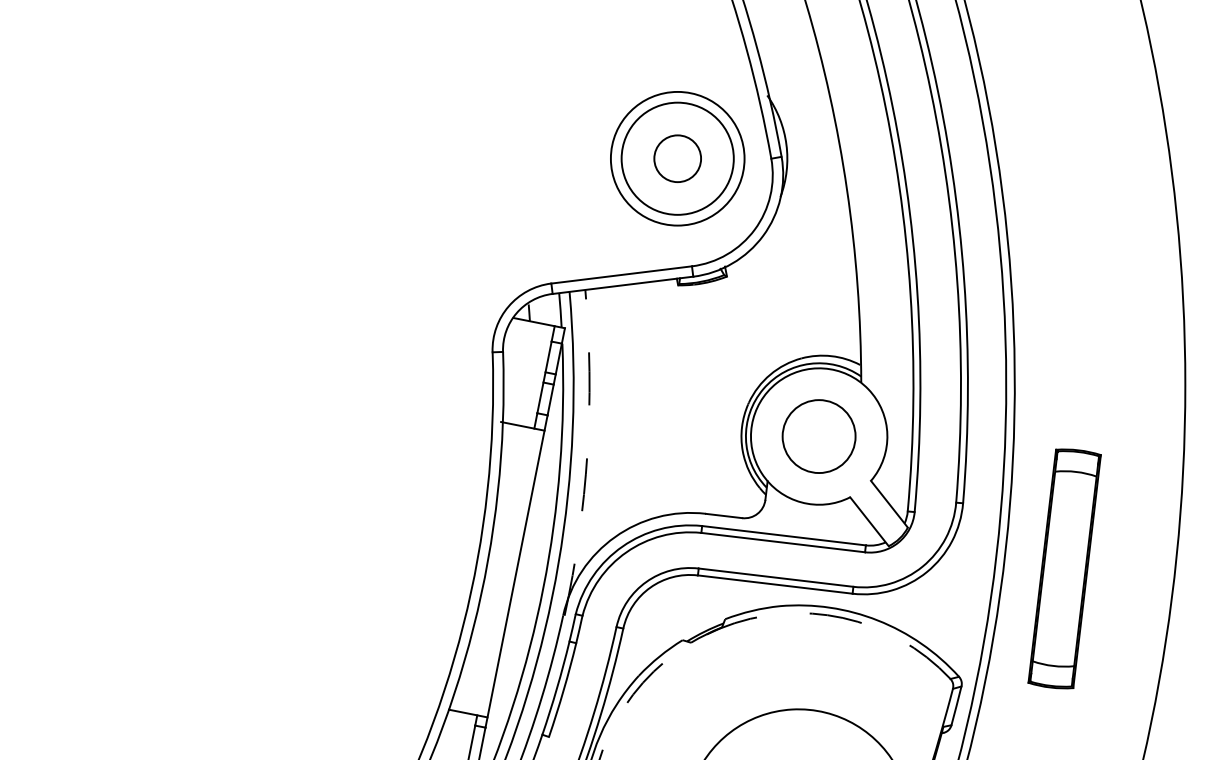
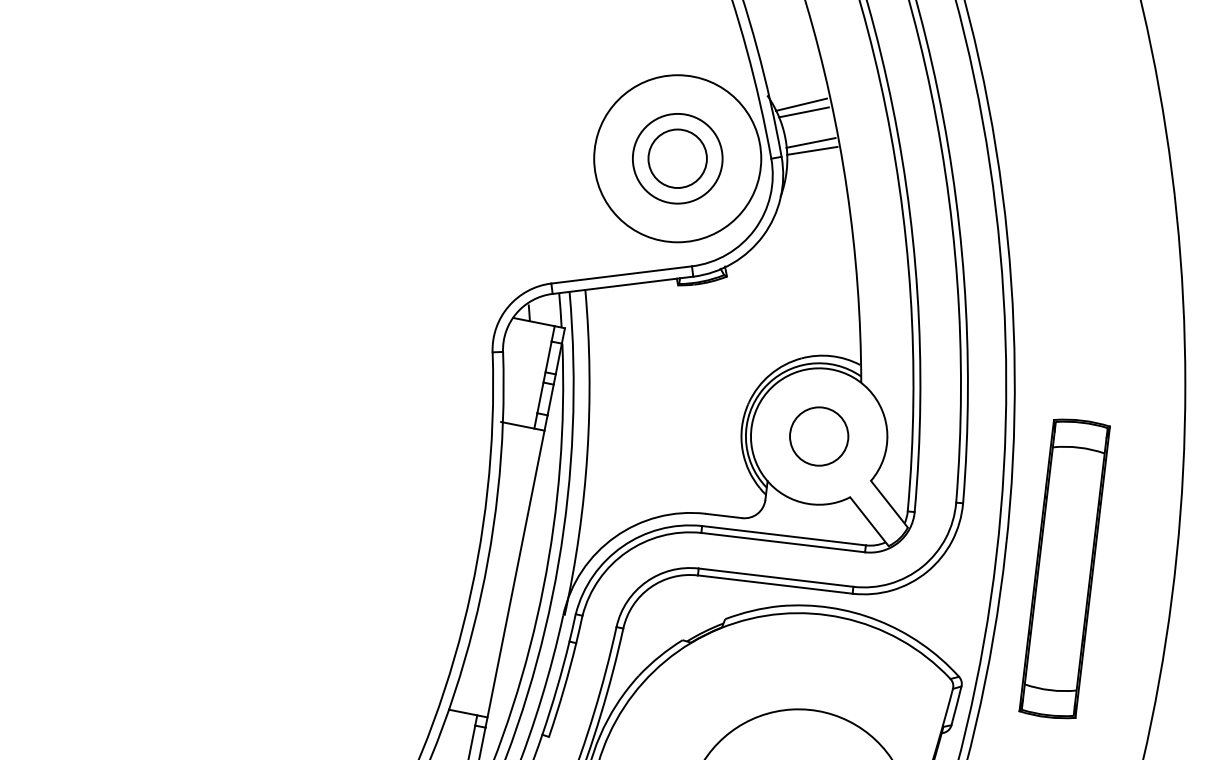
line: none -> present (800, 104)
line: none -> present (803, 112)
line: none -> present (810, 142)
line: none -> present (812, 150)
circle diameter: 112 px -> 90 px (677, 158)
circle diameter: 134 px -> 167 px (677, 158)
circle diameter: 47 px -> 58 px (677, 158)
circle size: 76x75 px -> 61x61 px (819, 436)
arc: dashed -> solid (587, 453)
part size: 75x242 px -> 93x302 px (1064, 568)
arc: dashed -> solid (751, 618)
